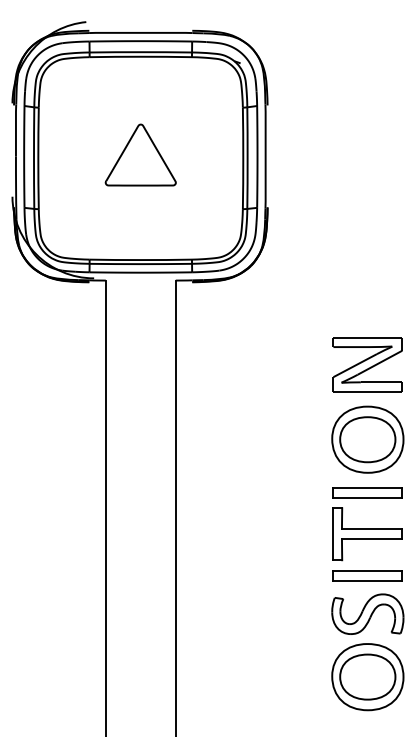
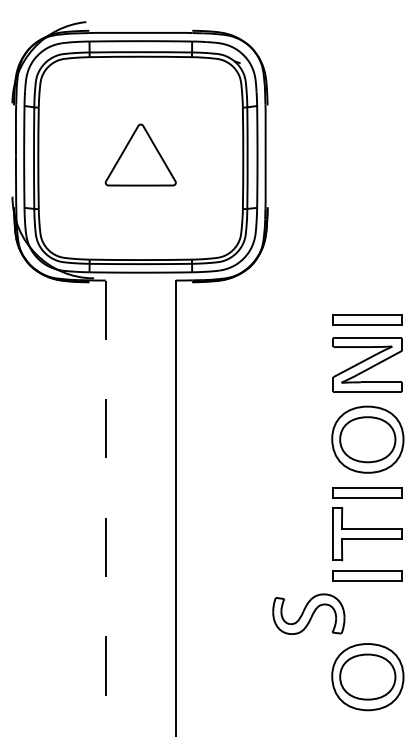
part: none -> present (367, 319)
line: solid -> dashed (105, 508)
part position: (367, 613) -> (308, 613) (308, 613)
